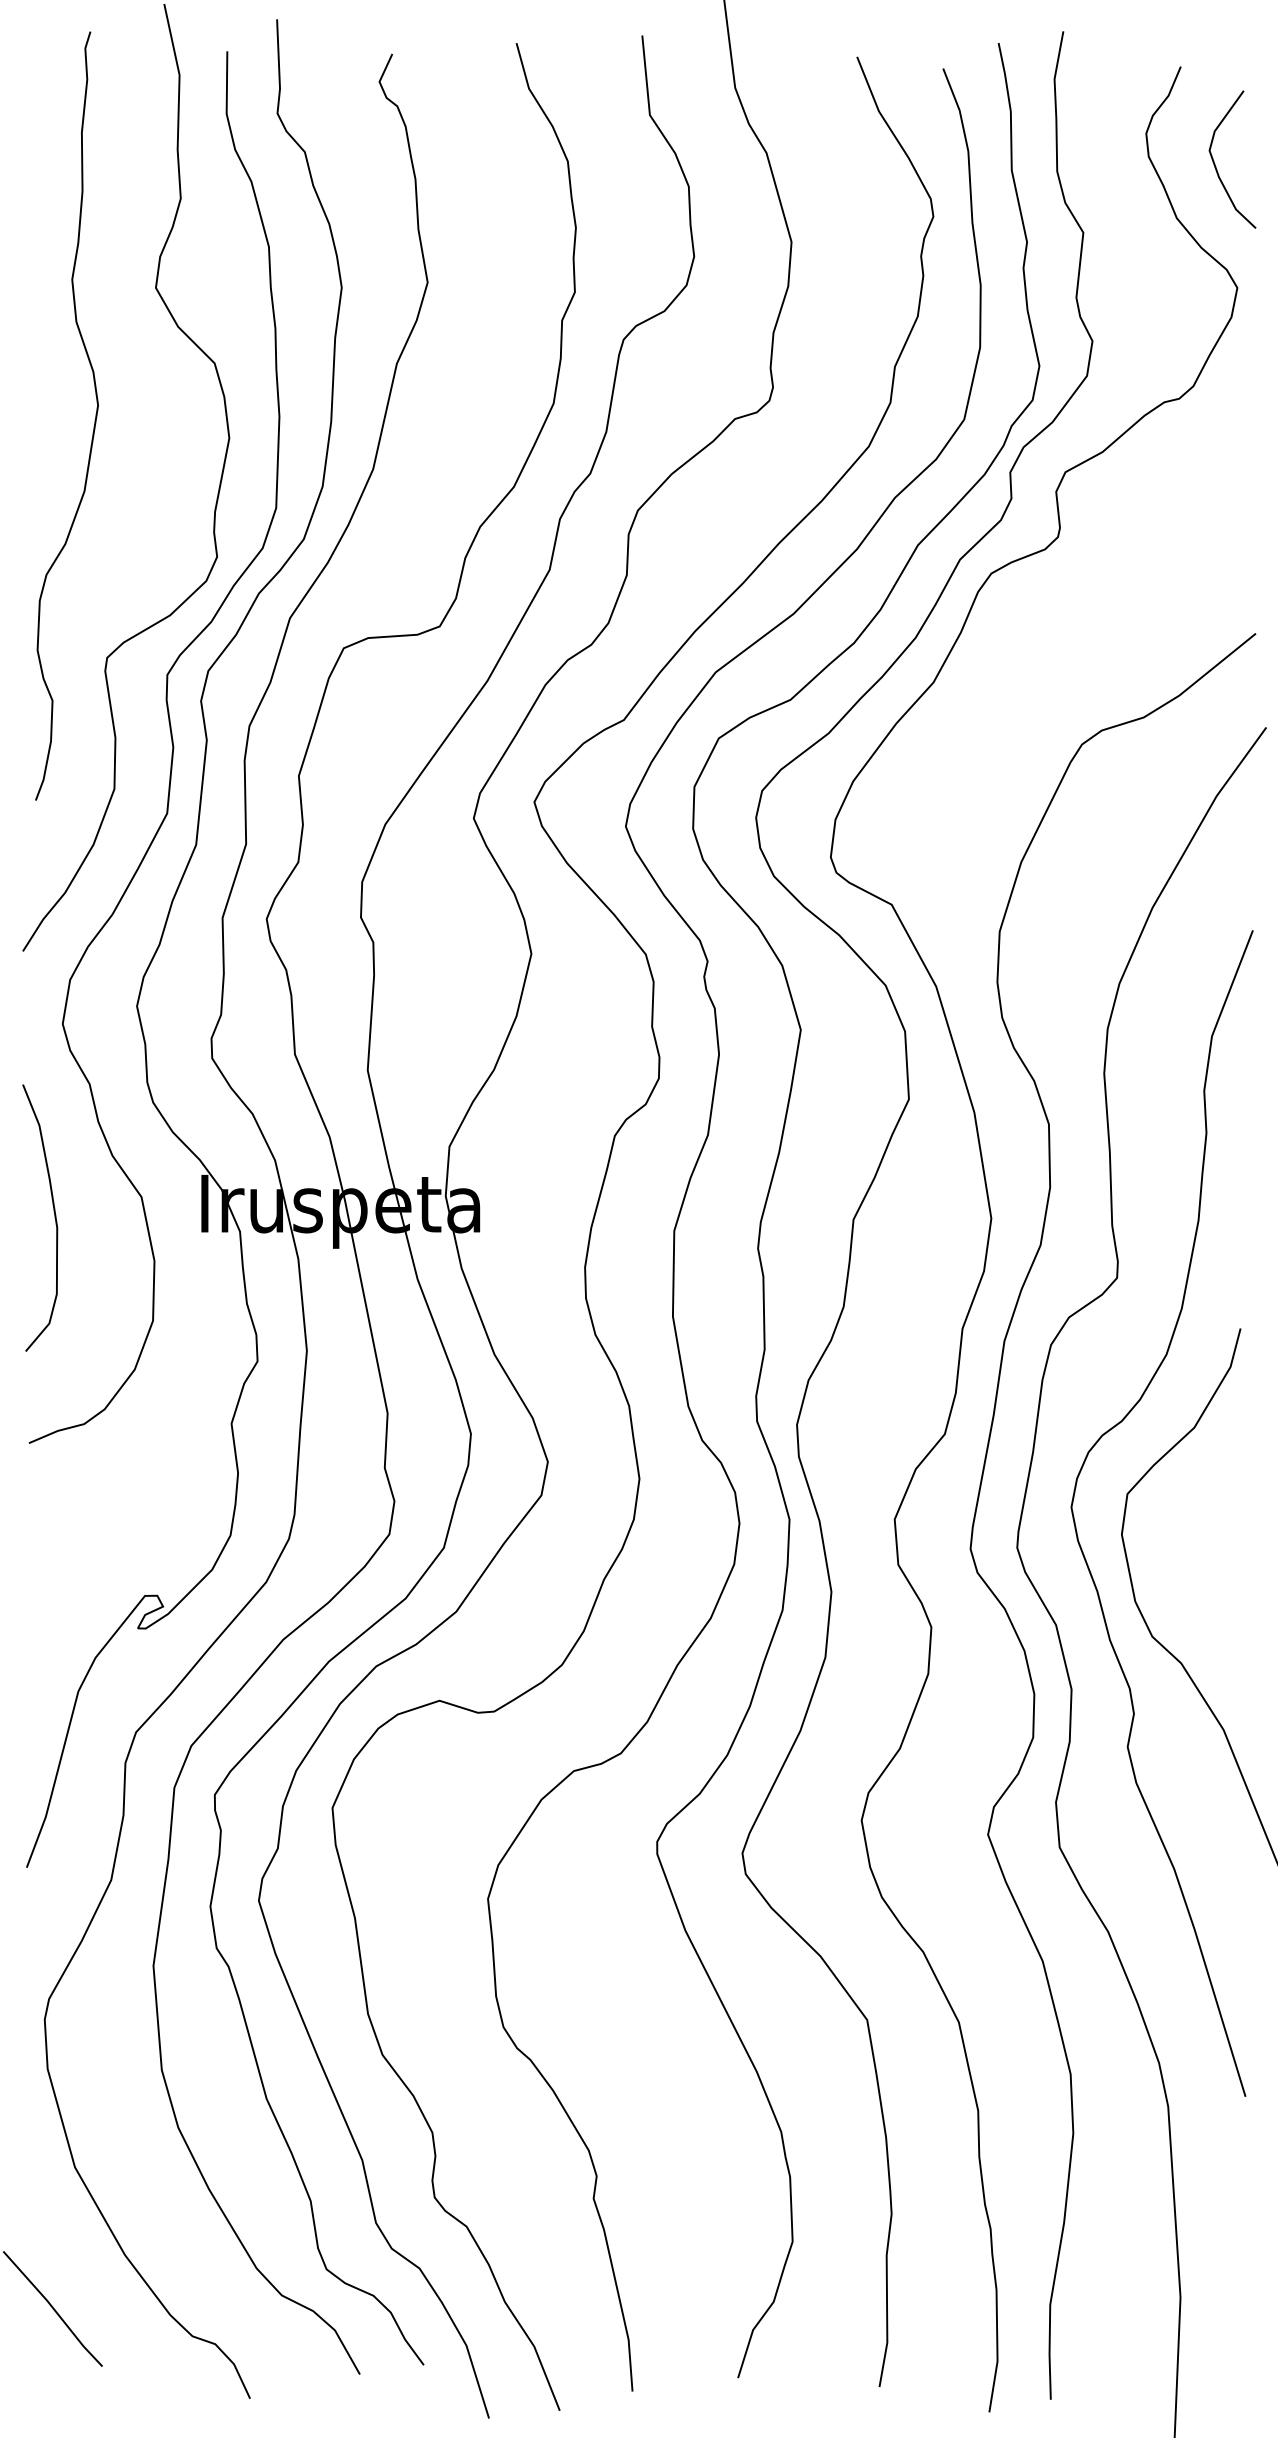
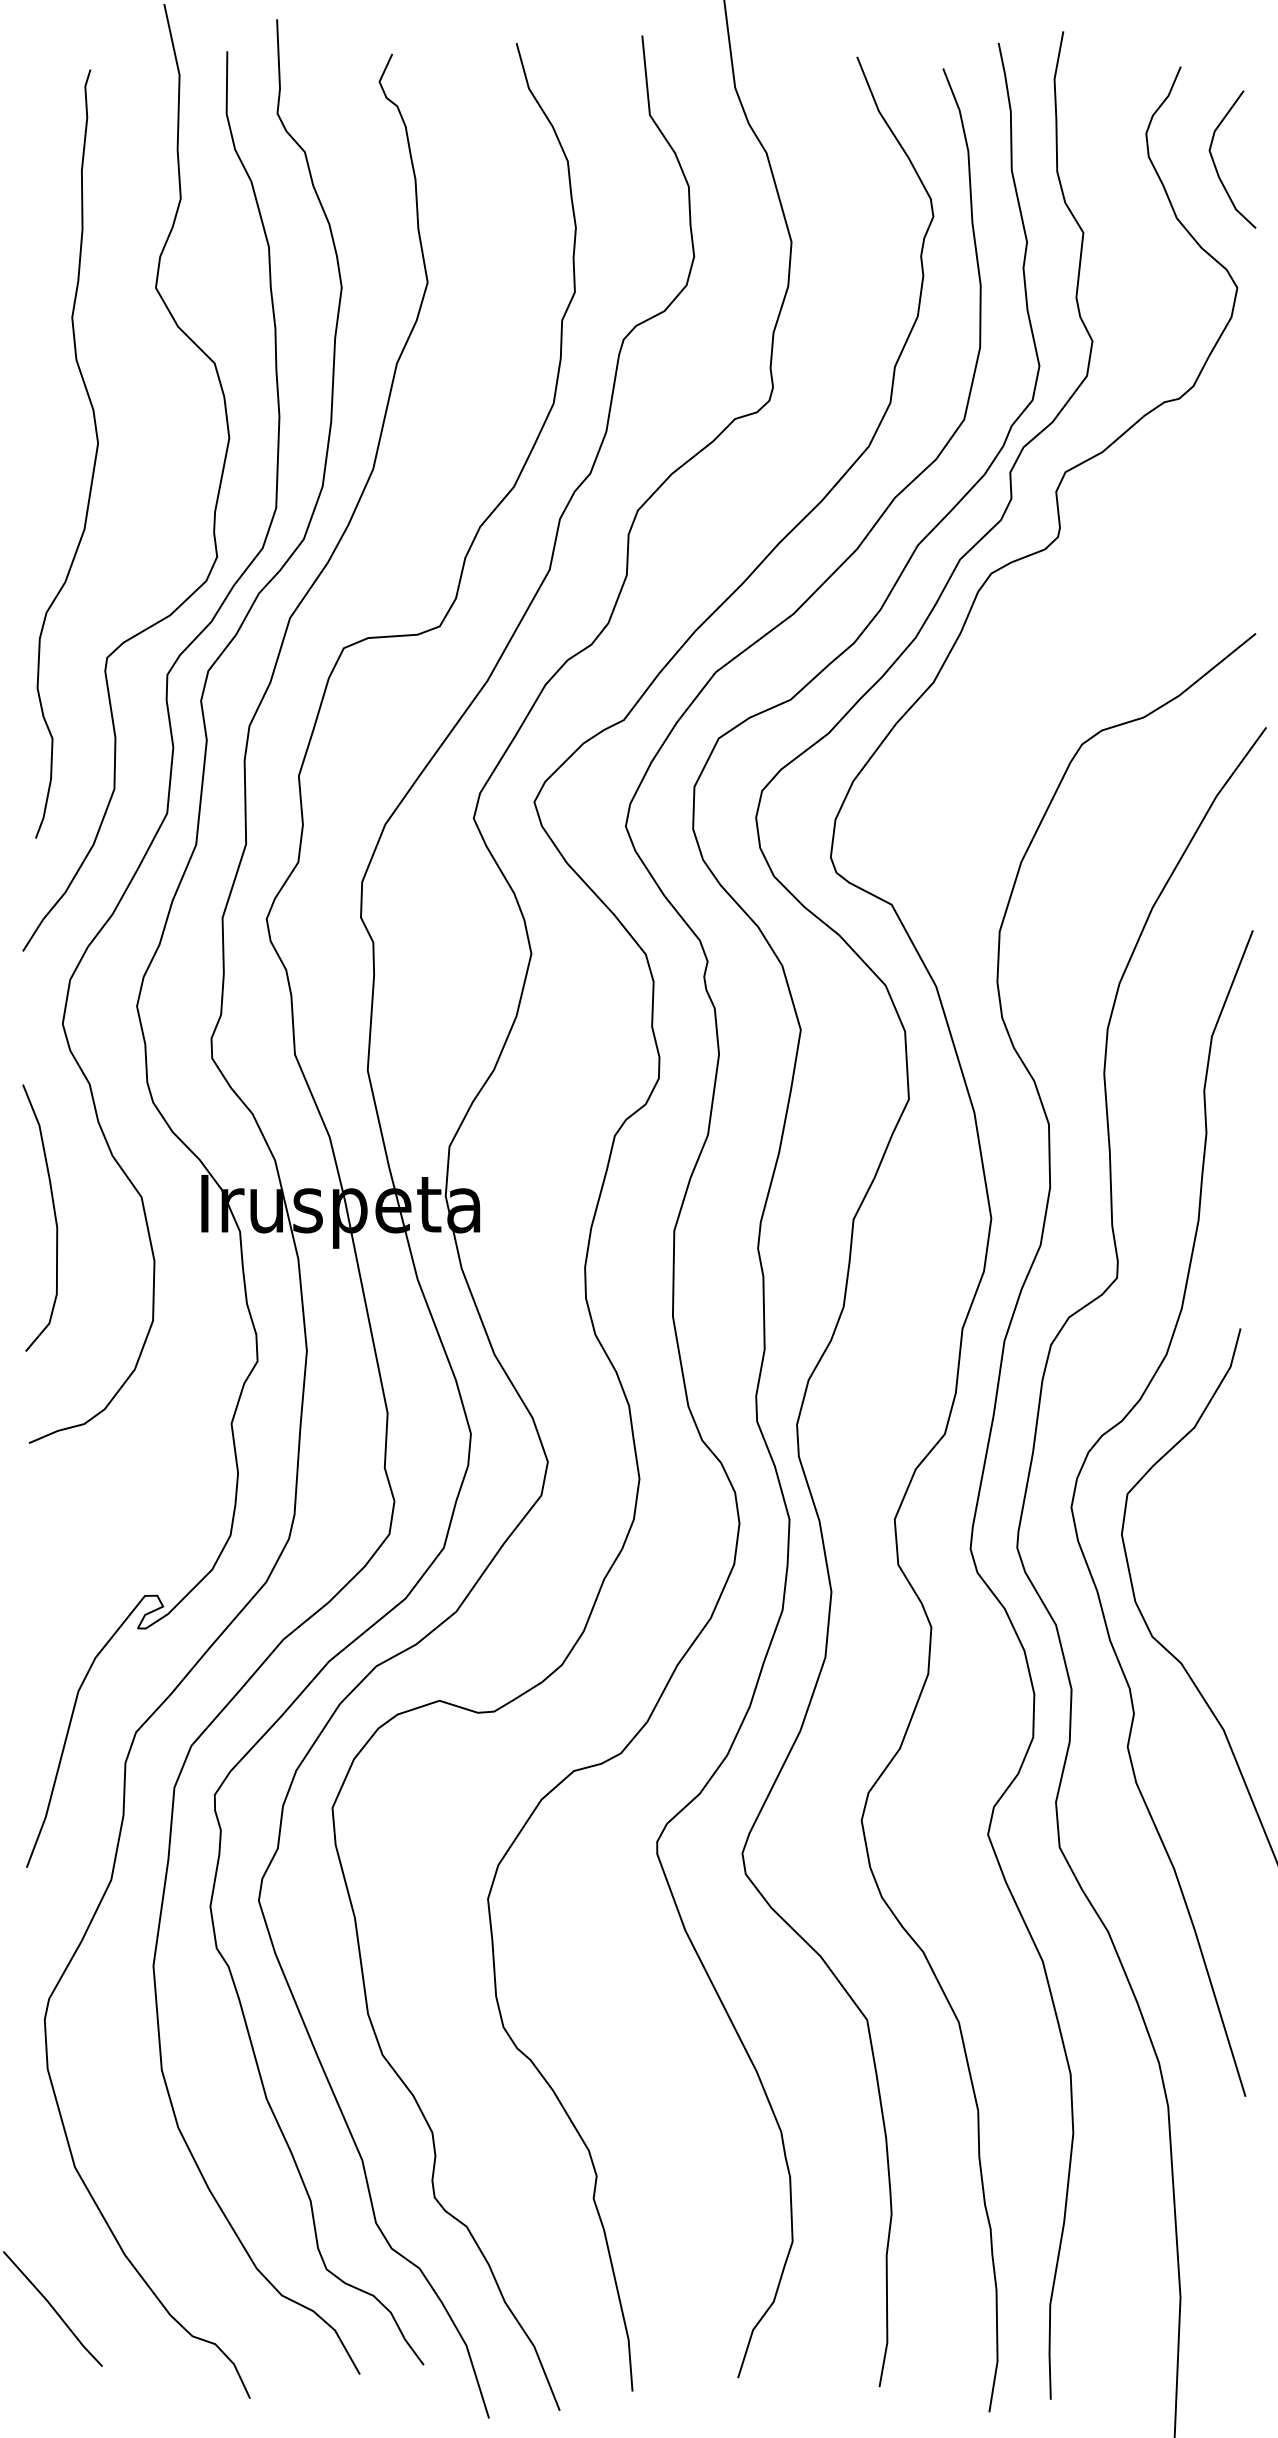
part position: (94, 420) -> (94, 458) (94, 458)
